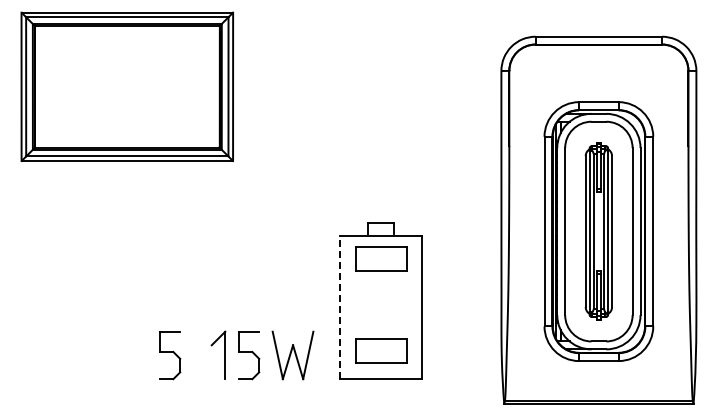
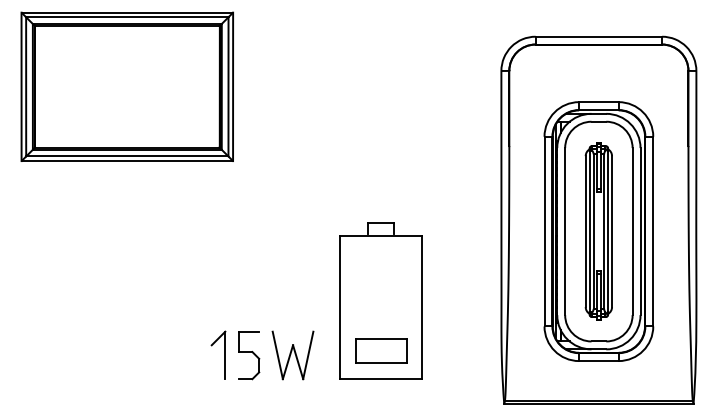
part: present -> none (381, 258)
line: dashed -> solid (339, 307)
part: present -> none (170, 355)
